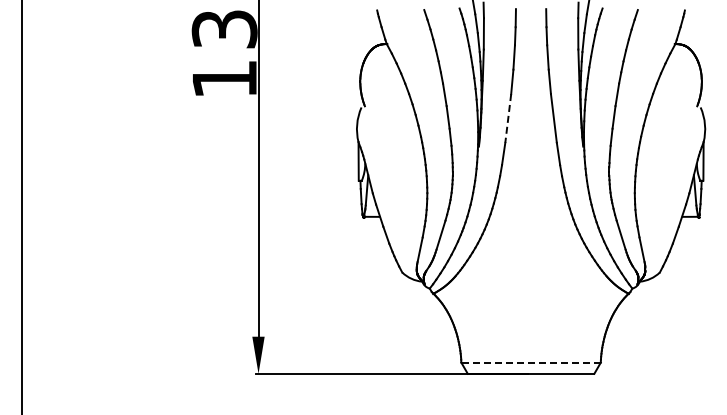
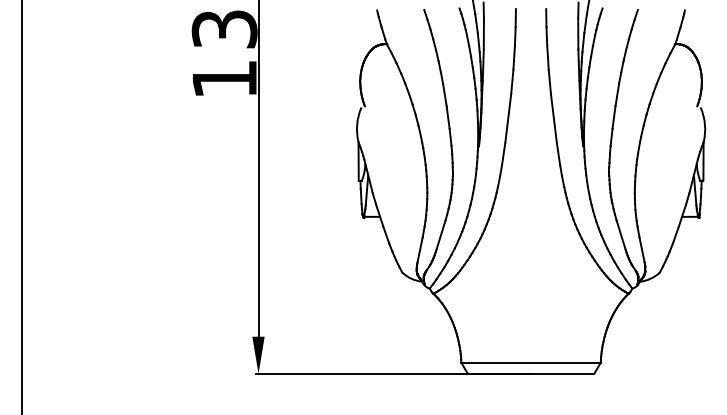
line: dashed -> solid (508, 118)
line: dashed -> solid (531, 362)
